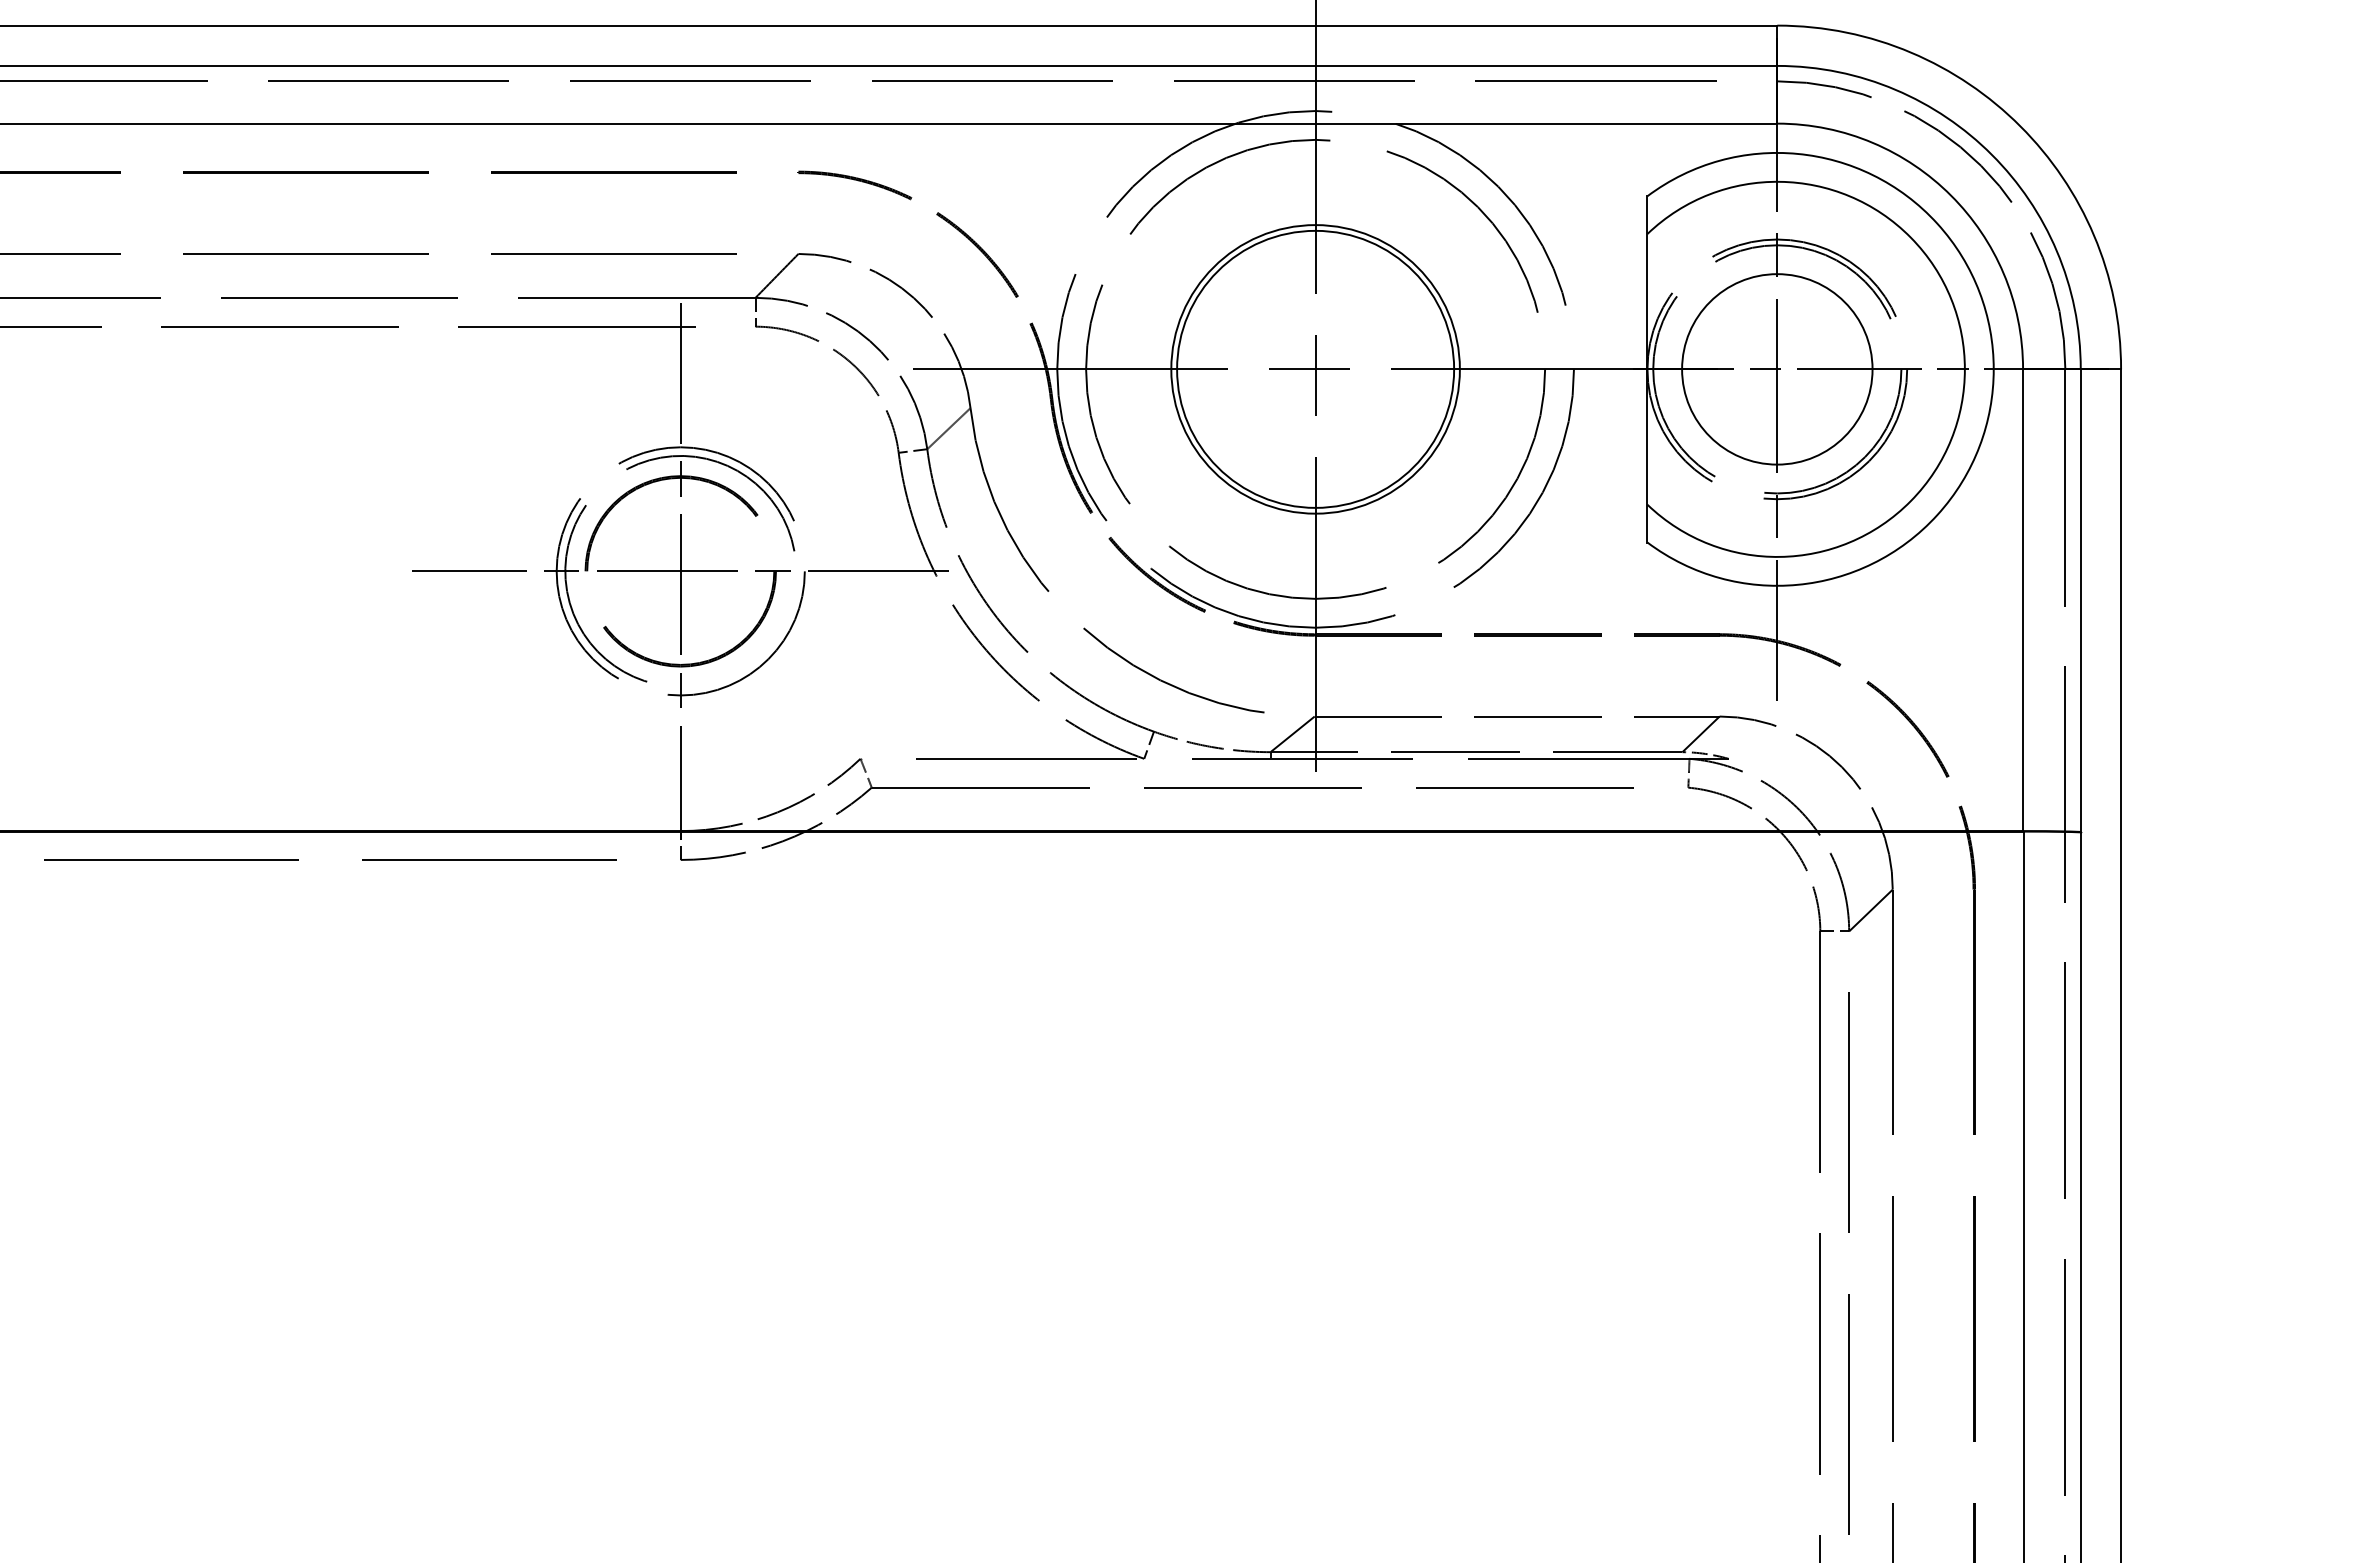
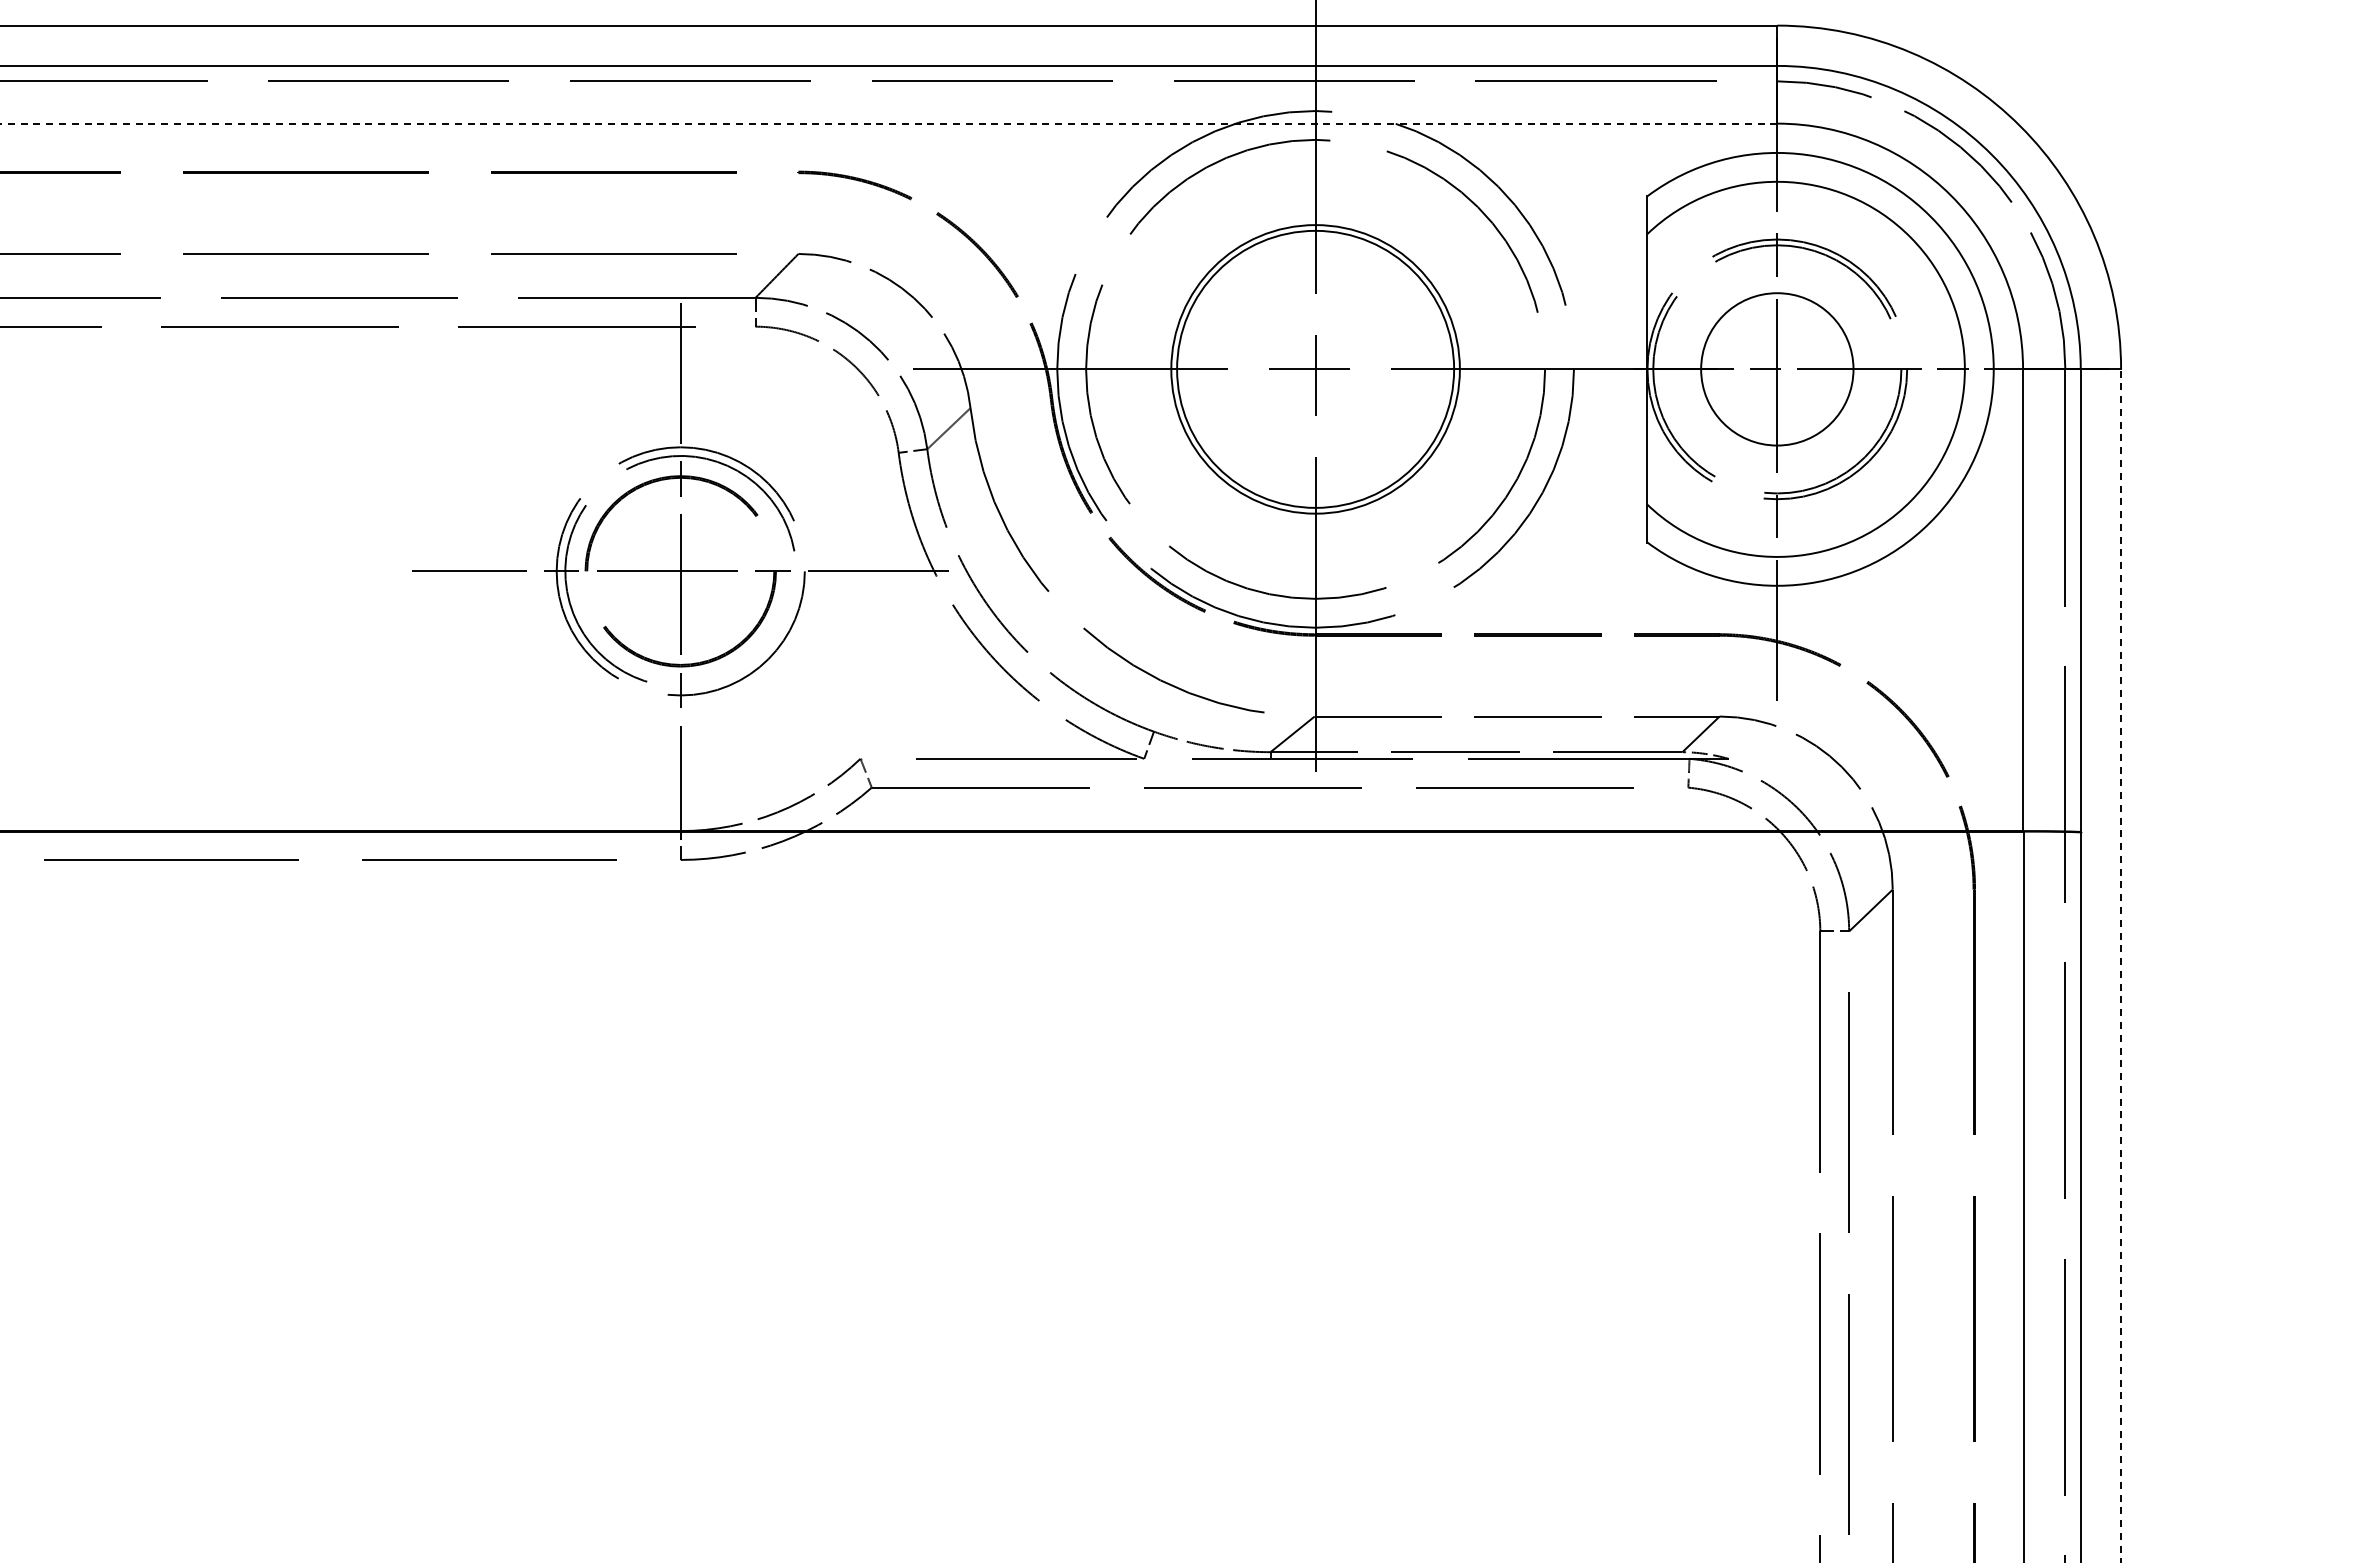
line: solid -> dashed (888, 123)
circle diameter: 190 px -> 152 px (1777, 369)
line: solid -> dashed (2121, 965)
